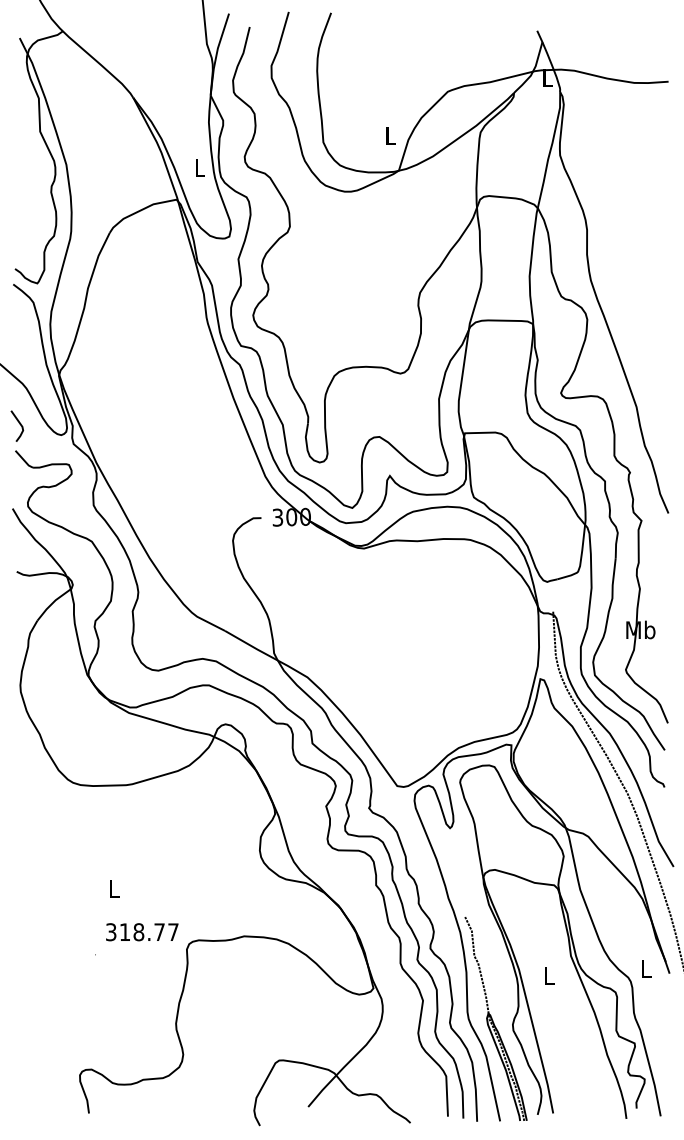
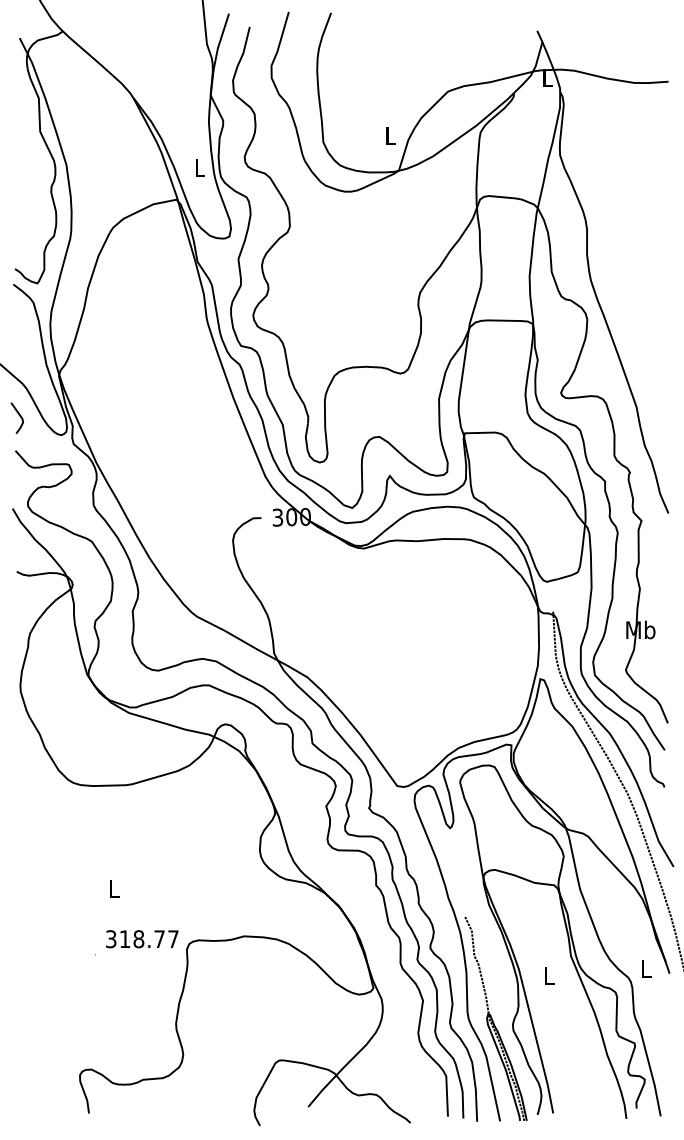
line position: (18, 423) -> (18, 415) (18, 415)
text position: (142, 932) -> (142, 939) (142, 939)
